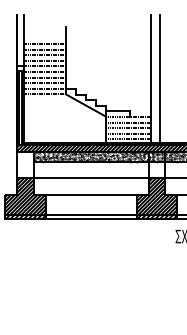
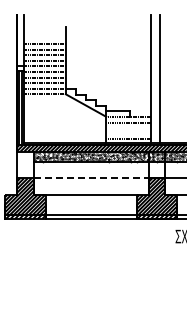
line: present -> none (128, 128)
line: present -> none (128, 133)
line: solid -> dashed (91, 178)
